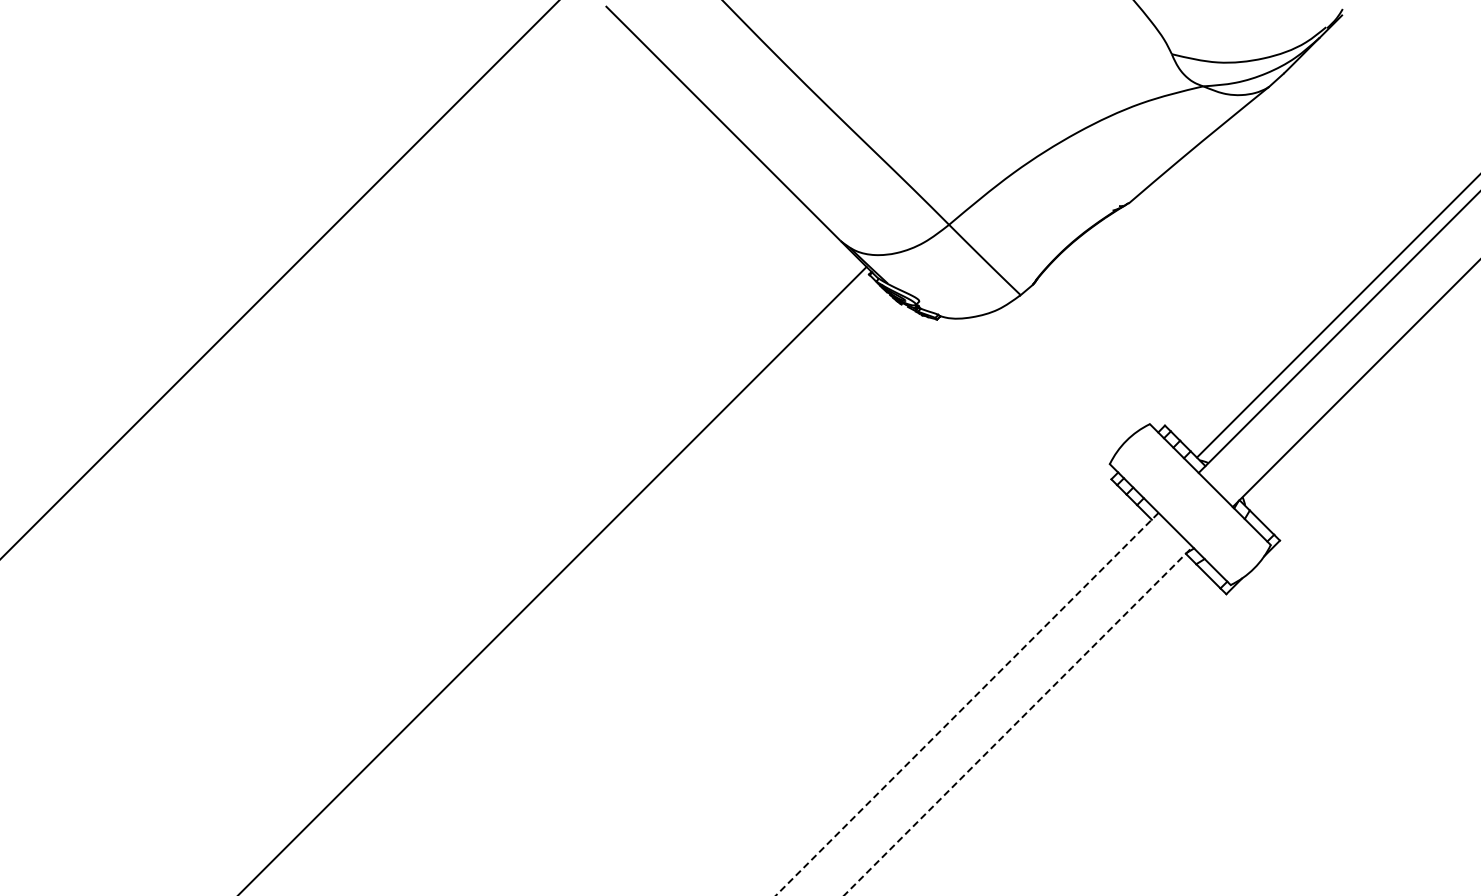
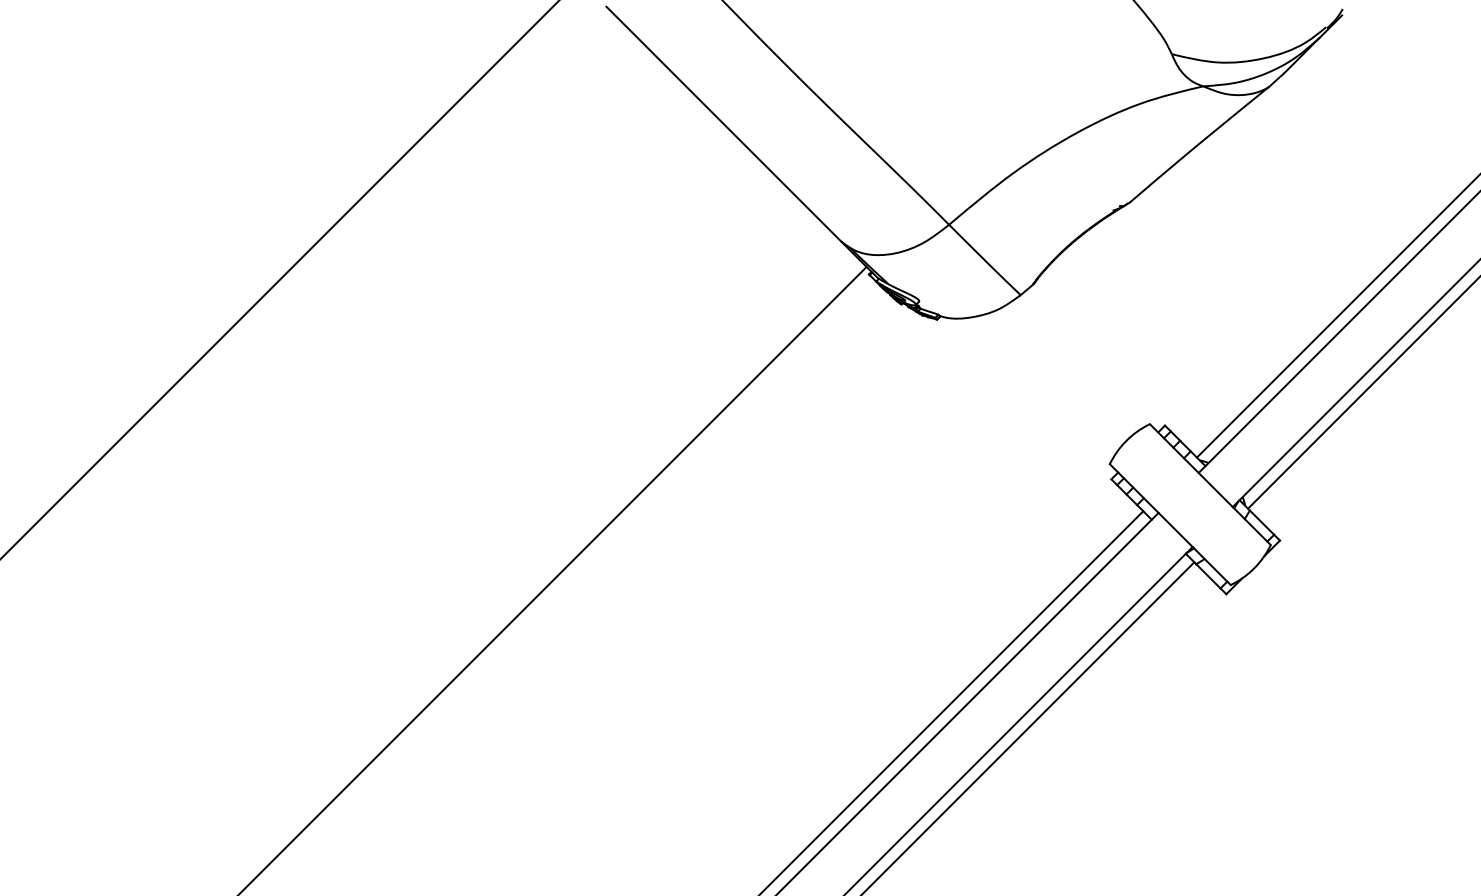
line: none -> present (1362, 393)
line: none -> present (952, 701)
line: dashed -> solid (967, 704)
line: dashed -> solid (1018, 720)
line: none -> present (1029, 727)
